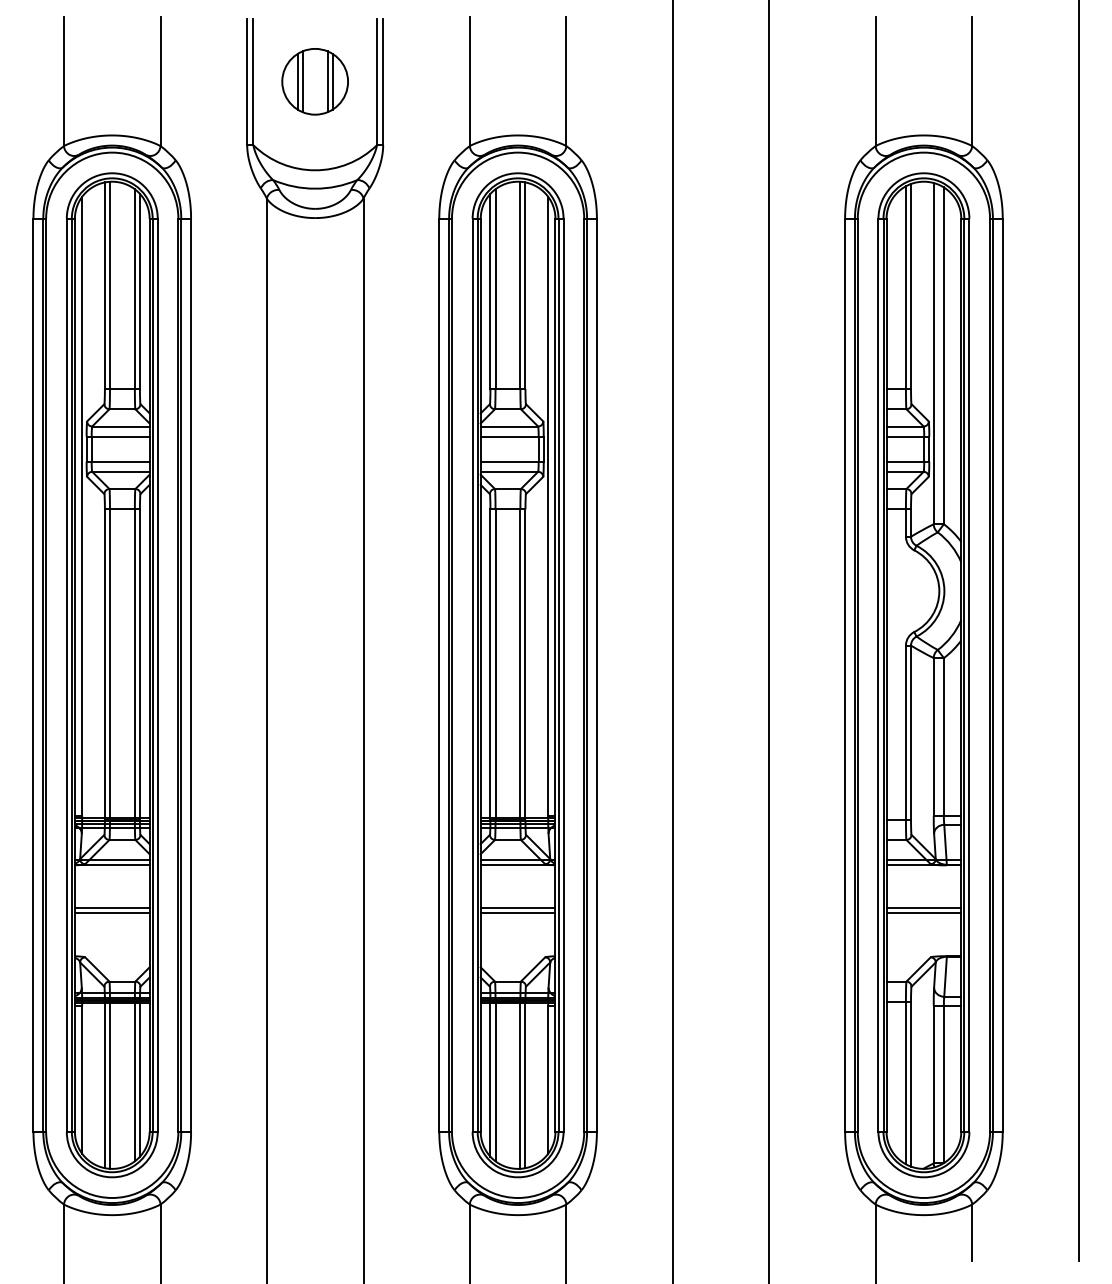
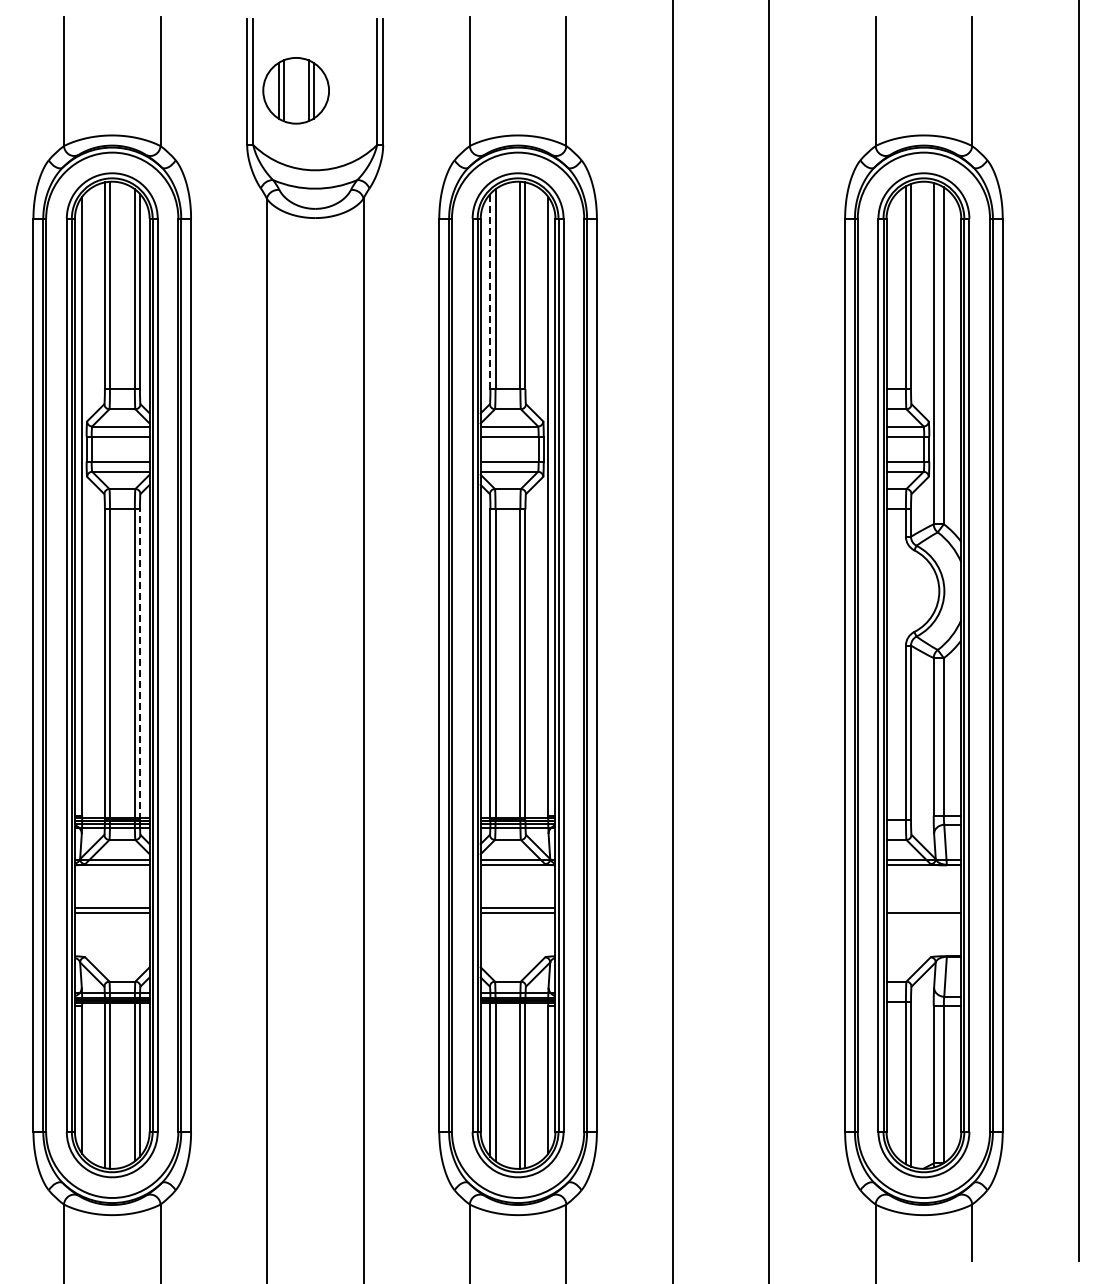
part position: (314, 81) -> (295, 90) (295, 90)
line: solid -> dashed (490, 291)
line: solid -> dashed (139, 663)
line: present -> none (923, 908)
